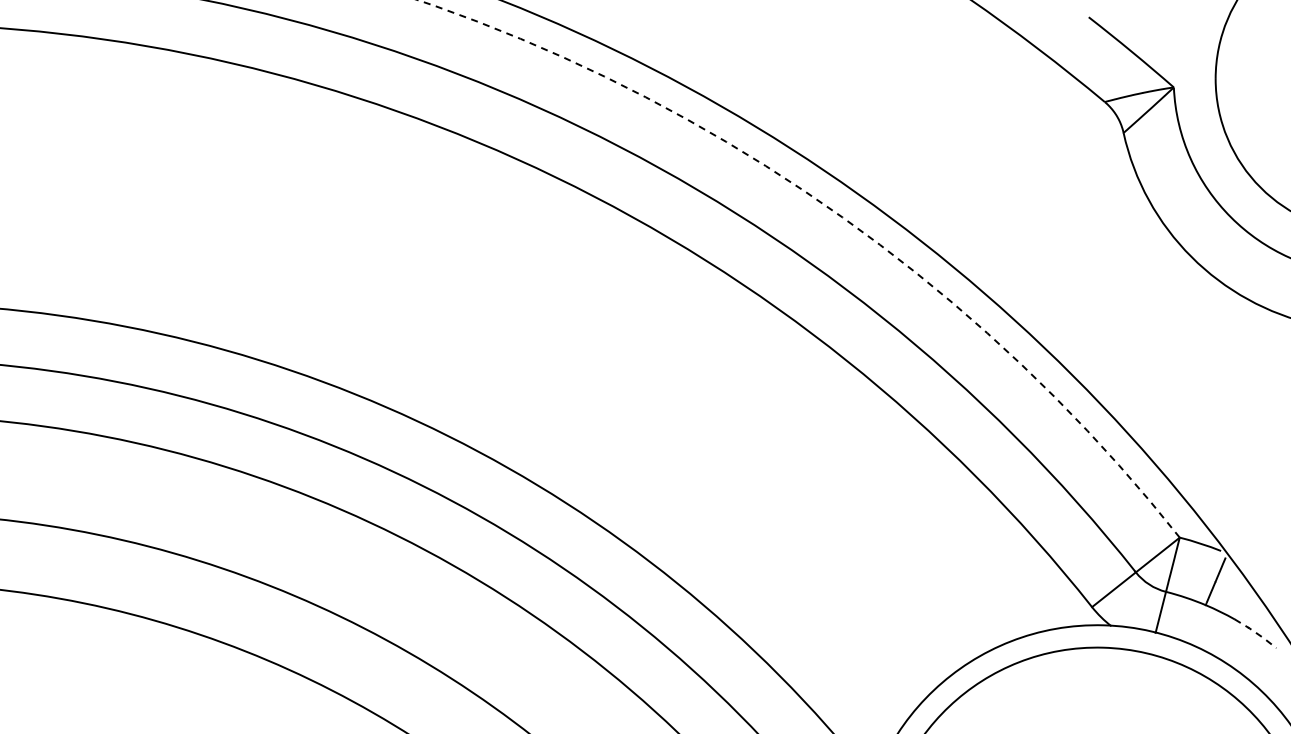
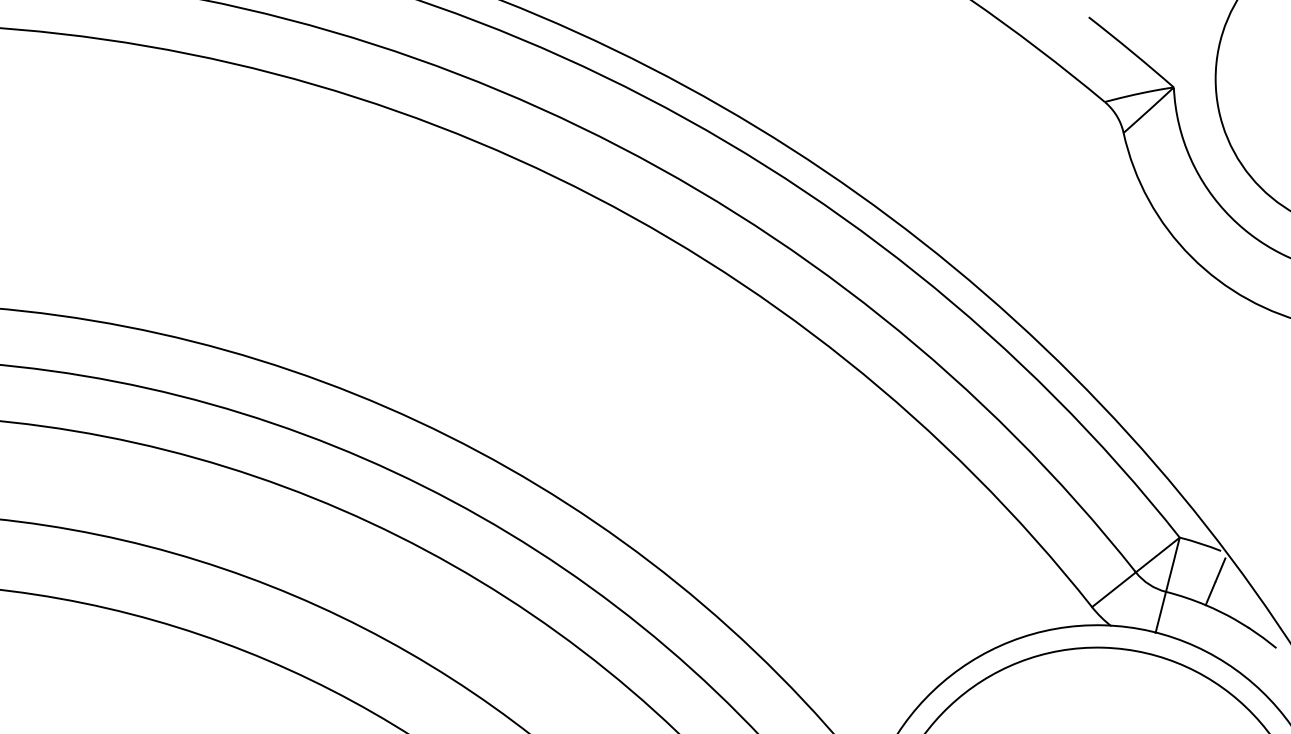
arc: dashed -> solid (835, 212)
line: dashed -> solid (1255, 632)
